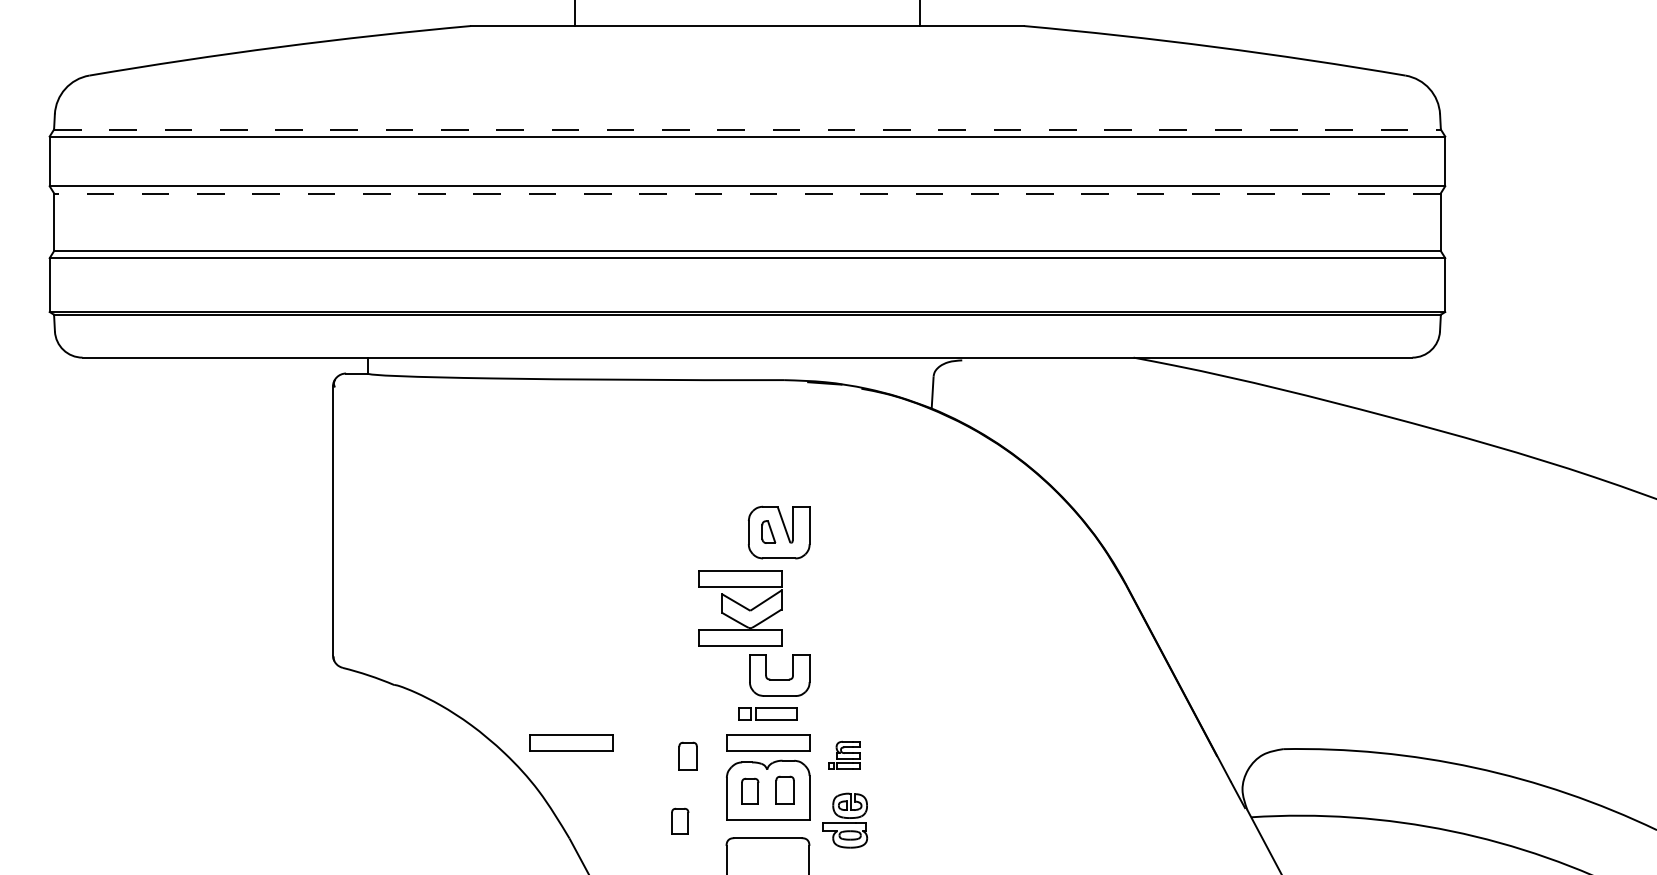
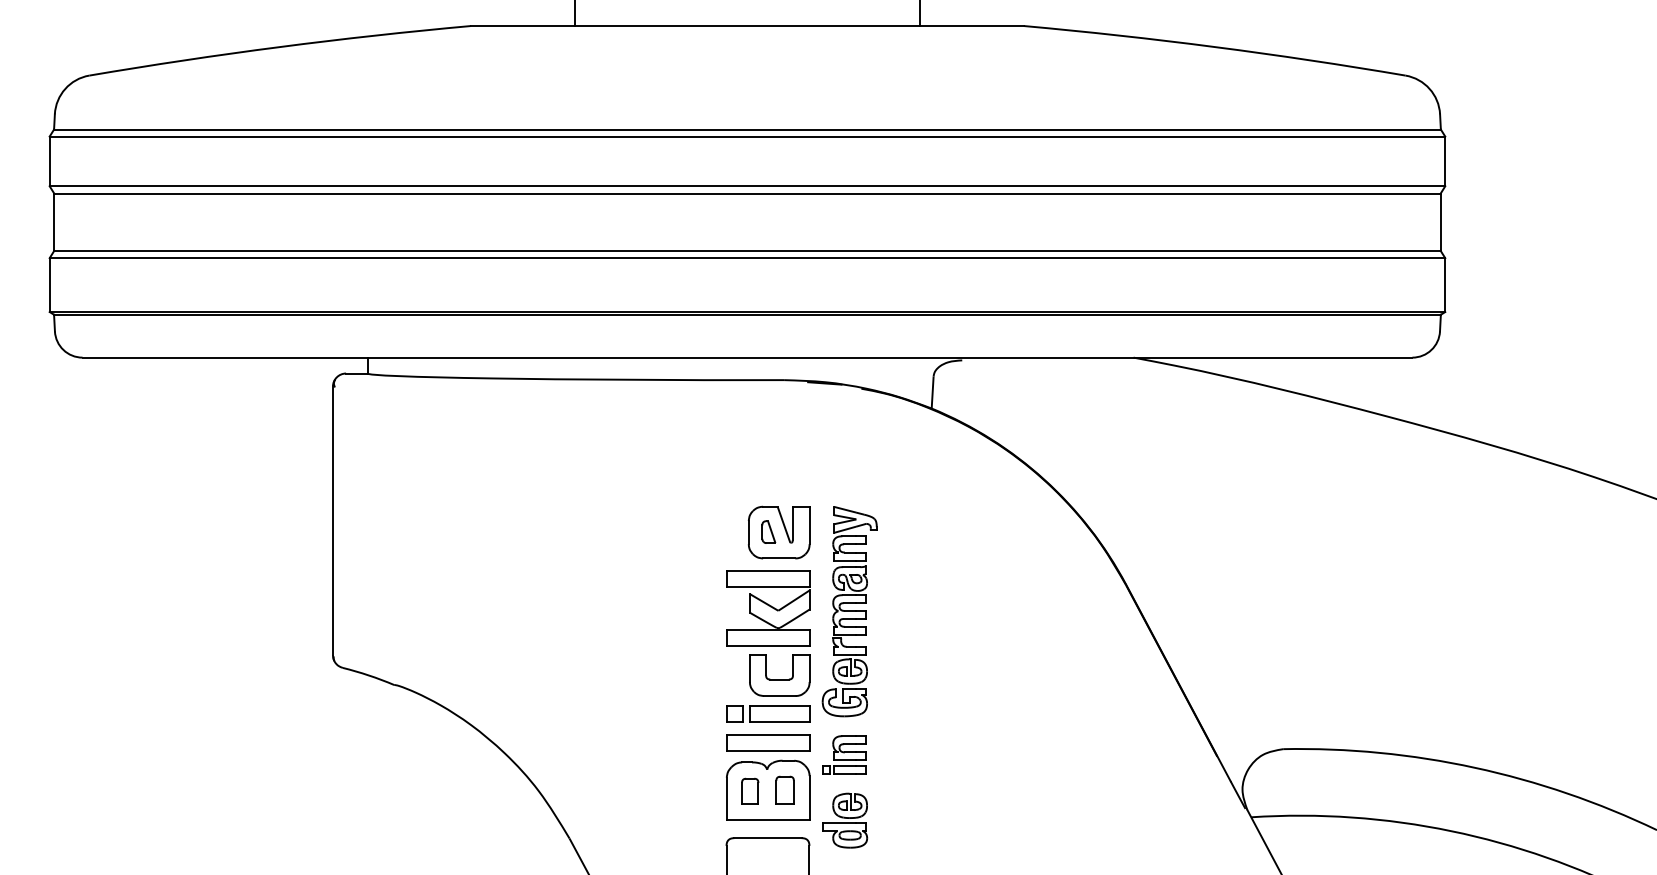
line: dashed -> solid (747, 129)
line: dashed -> solid (746, 193)
part position: (740, 608) -> (768, 608) (768, 608)
part: none -> present (849, 611)
part size: 60x14 px -> 85x18 px (768, 713)
part: present -> none (571, 742)
part size: 33x30 px -> 45x40 px (844, 754)
part: present -> none (687, 755)
part: present -> none (680, 820)
